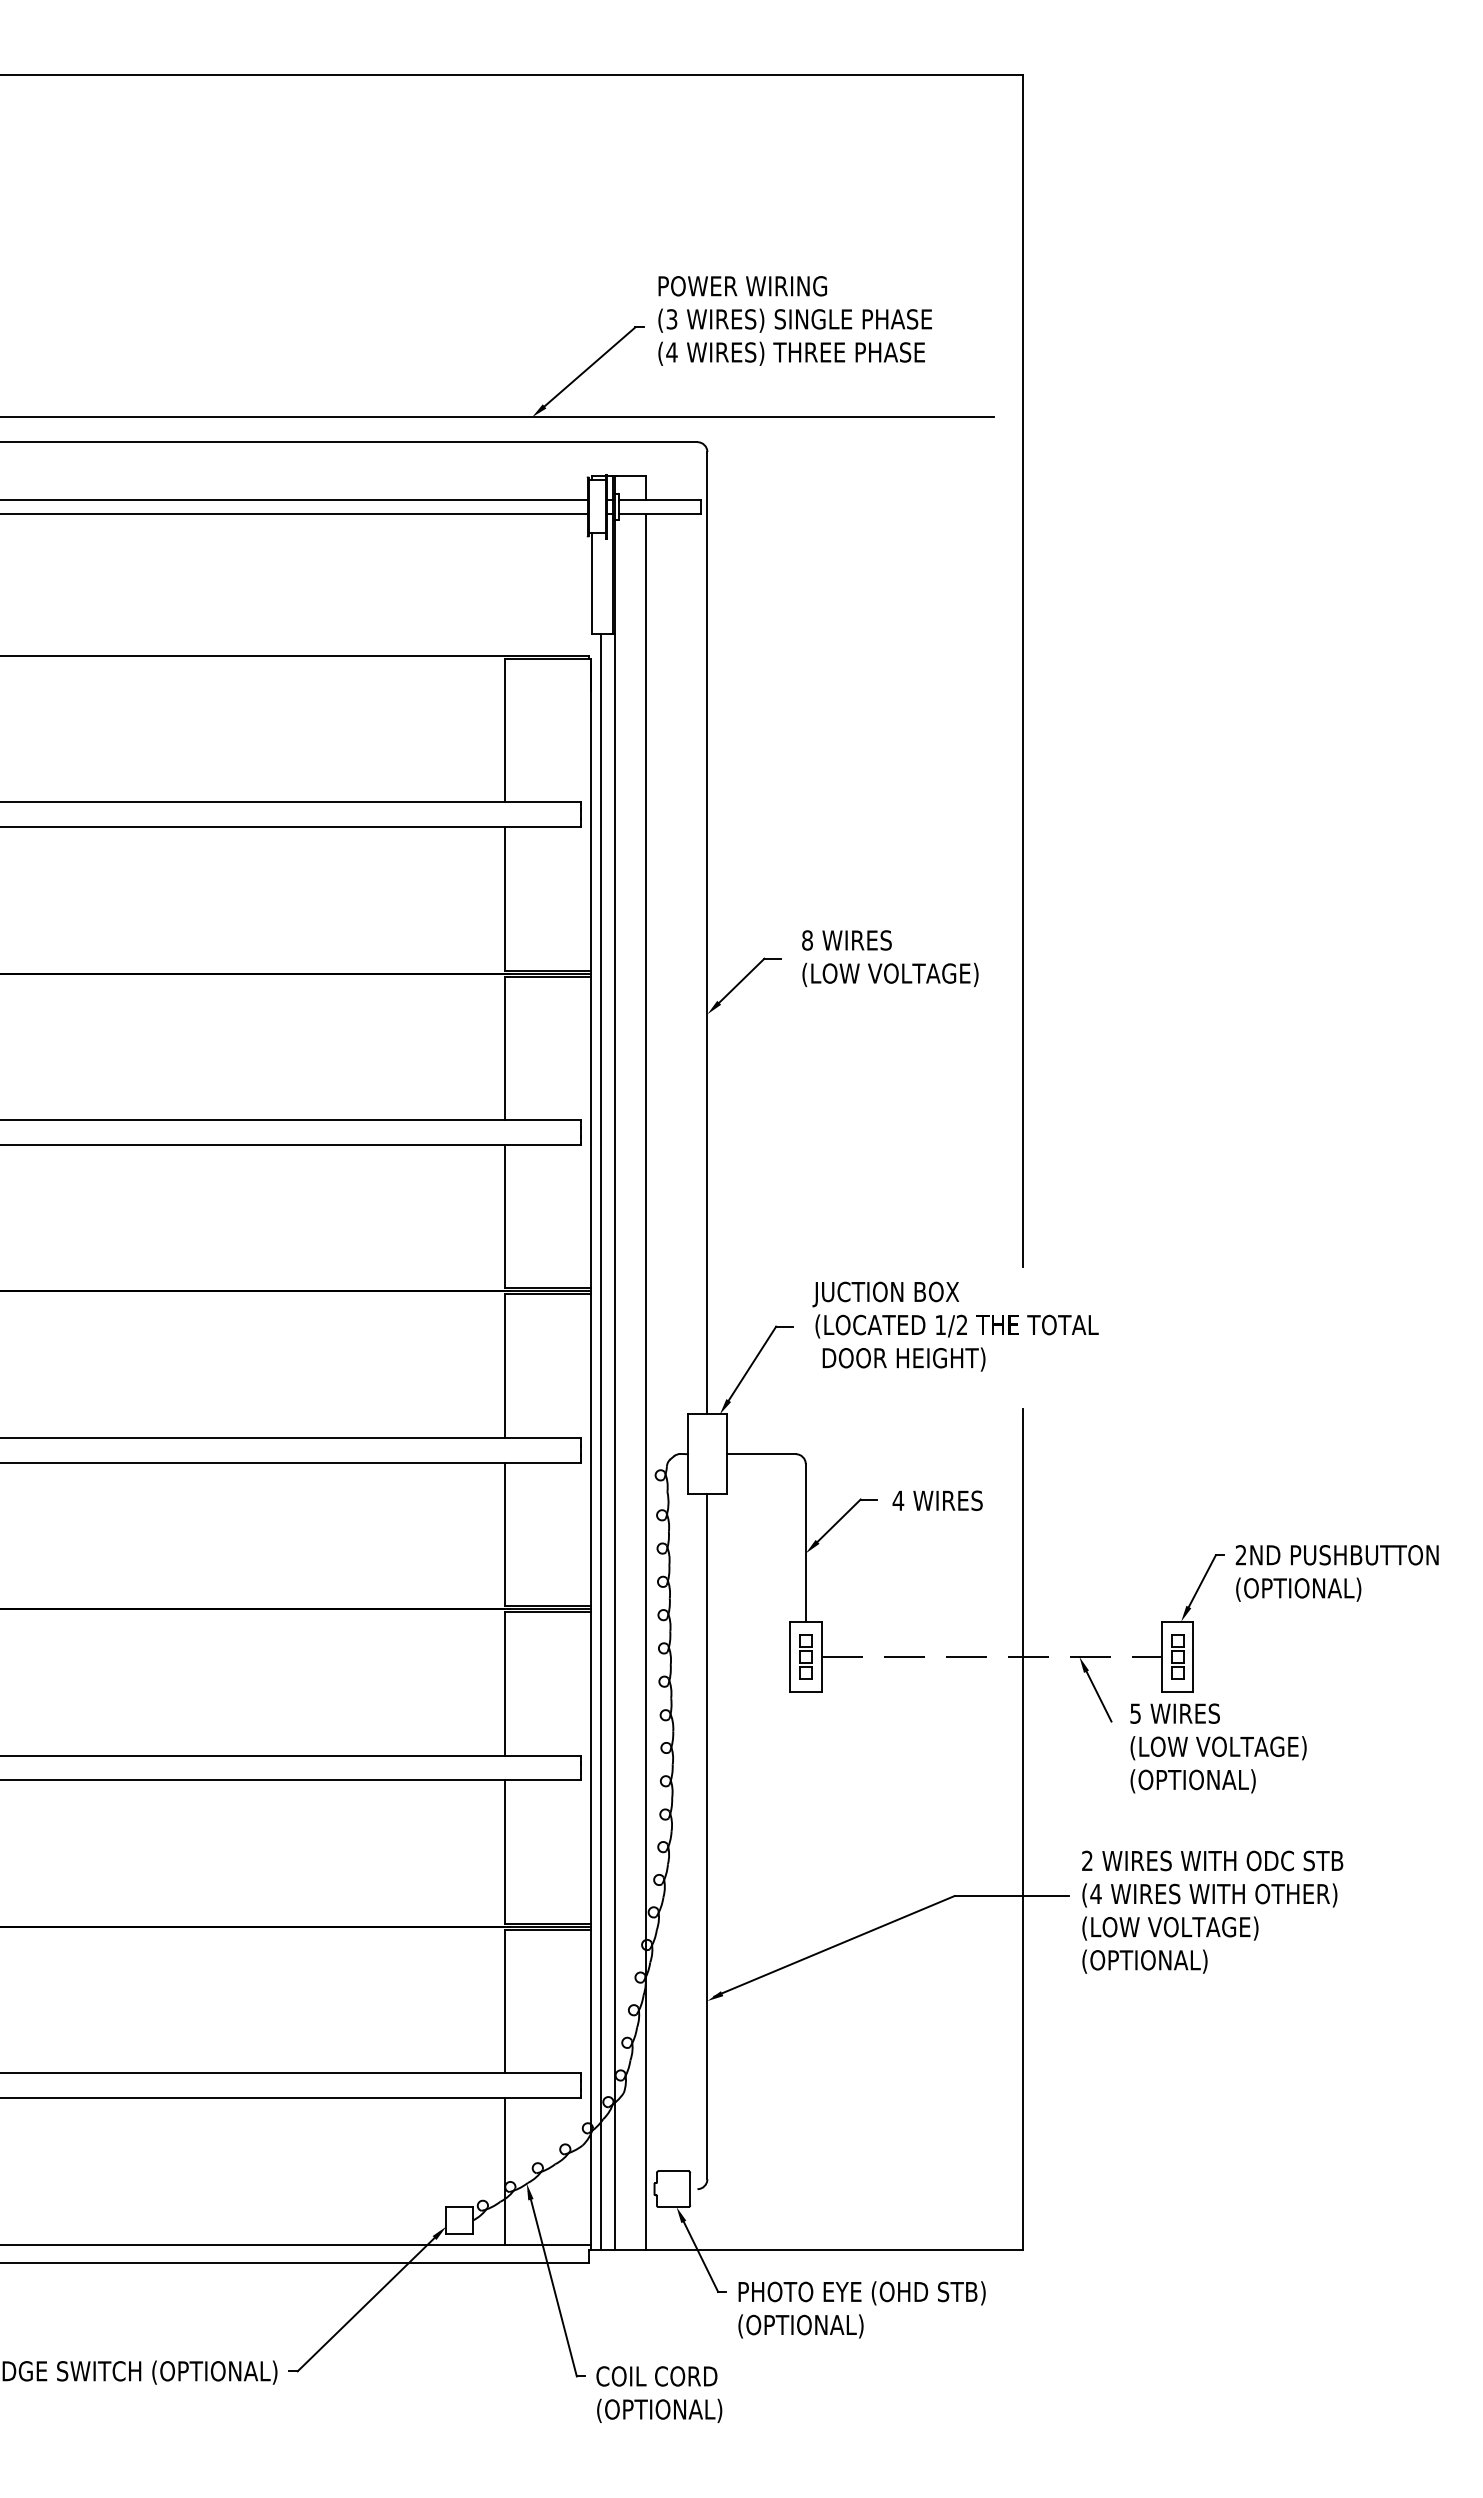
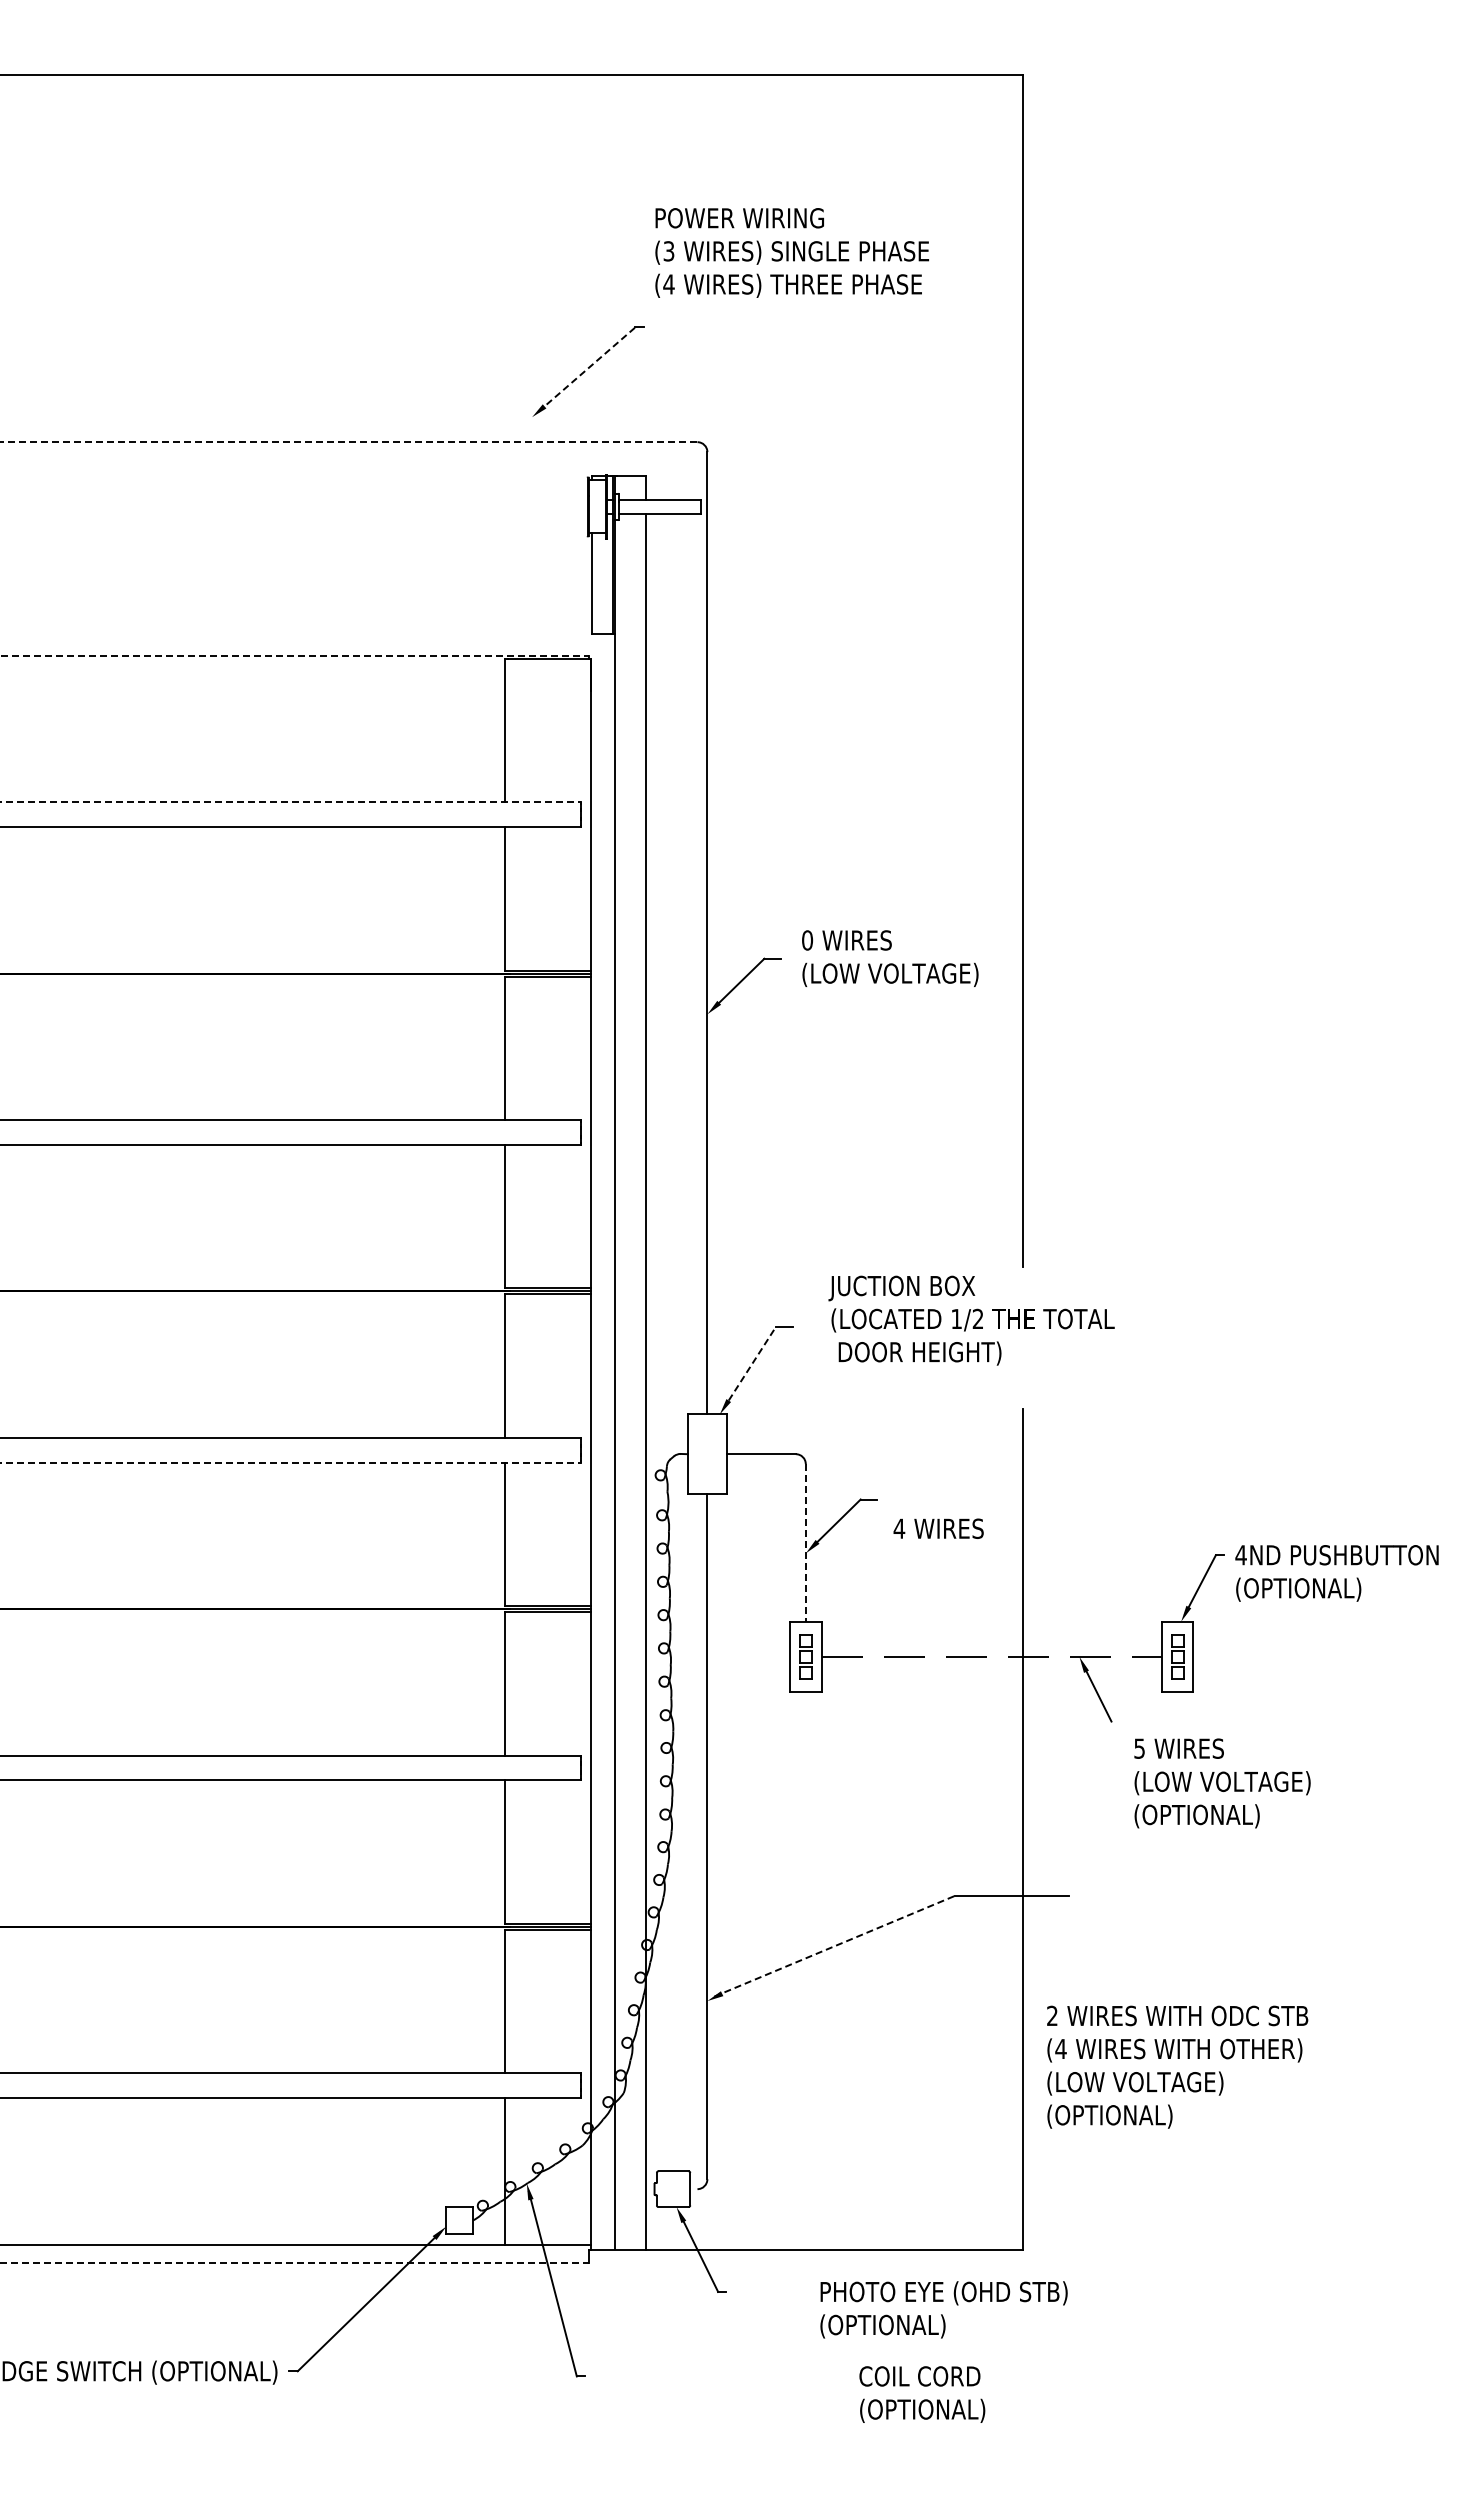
text position: (794, 320) -> (791, 252) (791, 252)
line: solid -> dashed (587, 369)
line: present -> none (498, 417)
line: solid -> dashed (348, 442)
line: present -> none (294, 500)
line: present -> none (294, 513)
line: solid -> dashed (294, 655)
line: solid -> dashed (291, 802)
text: 8 -> 0 (807, 940)
text position: (955, 1326) -> (971, 1320) (971, 1320)
line: solid -> dashed (752, 1363)
line: present -> none (600, 1441)
line: solid -> dashed (291, 1462)
text position: (937, 1500) -> (938, 1528) (938, 1528)
line: solid -> dashed (805, 1542)
text: 2ND -> 4ND (1240, 1555)
text position: (1218, 1748) -> (1222, 1783) (1222, 1783)
text position: (1212, 1911) -> (1177, 2066) (1177, 2066)
line: solid -> dashed (834, 1946)
line: solid -> dashed (294, 2263)
text position: (861, 2309) -> (943, 2309) (943, 2309)
text position: (659, 2394) -> (922, 2394) (922, 2394)
